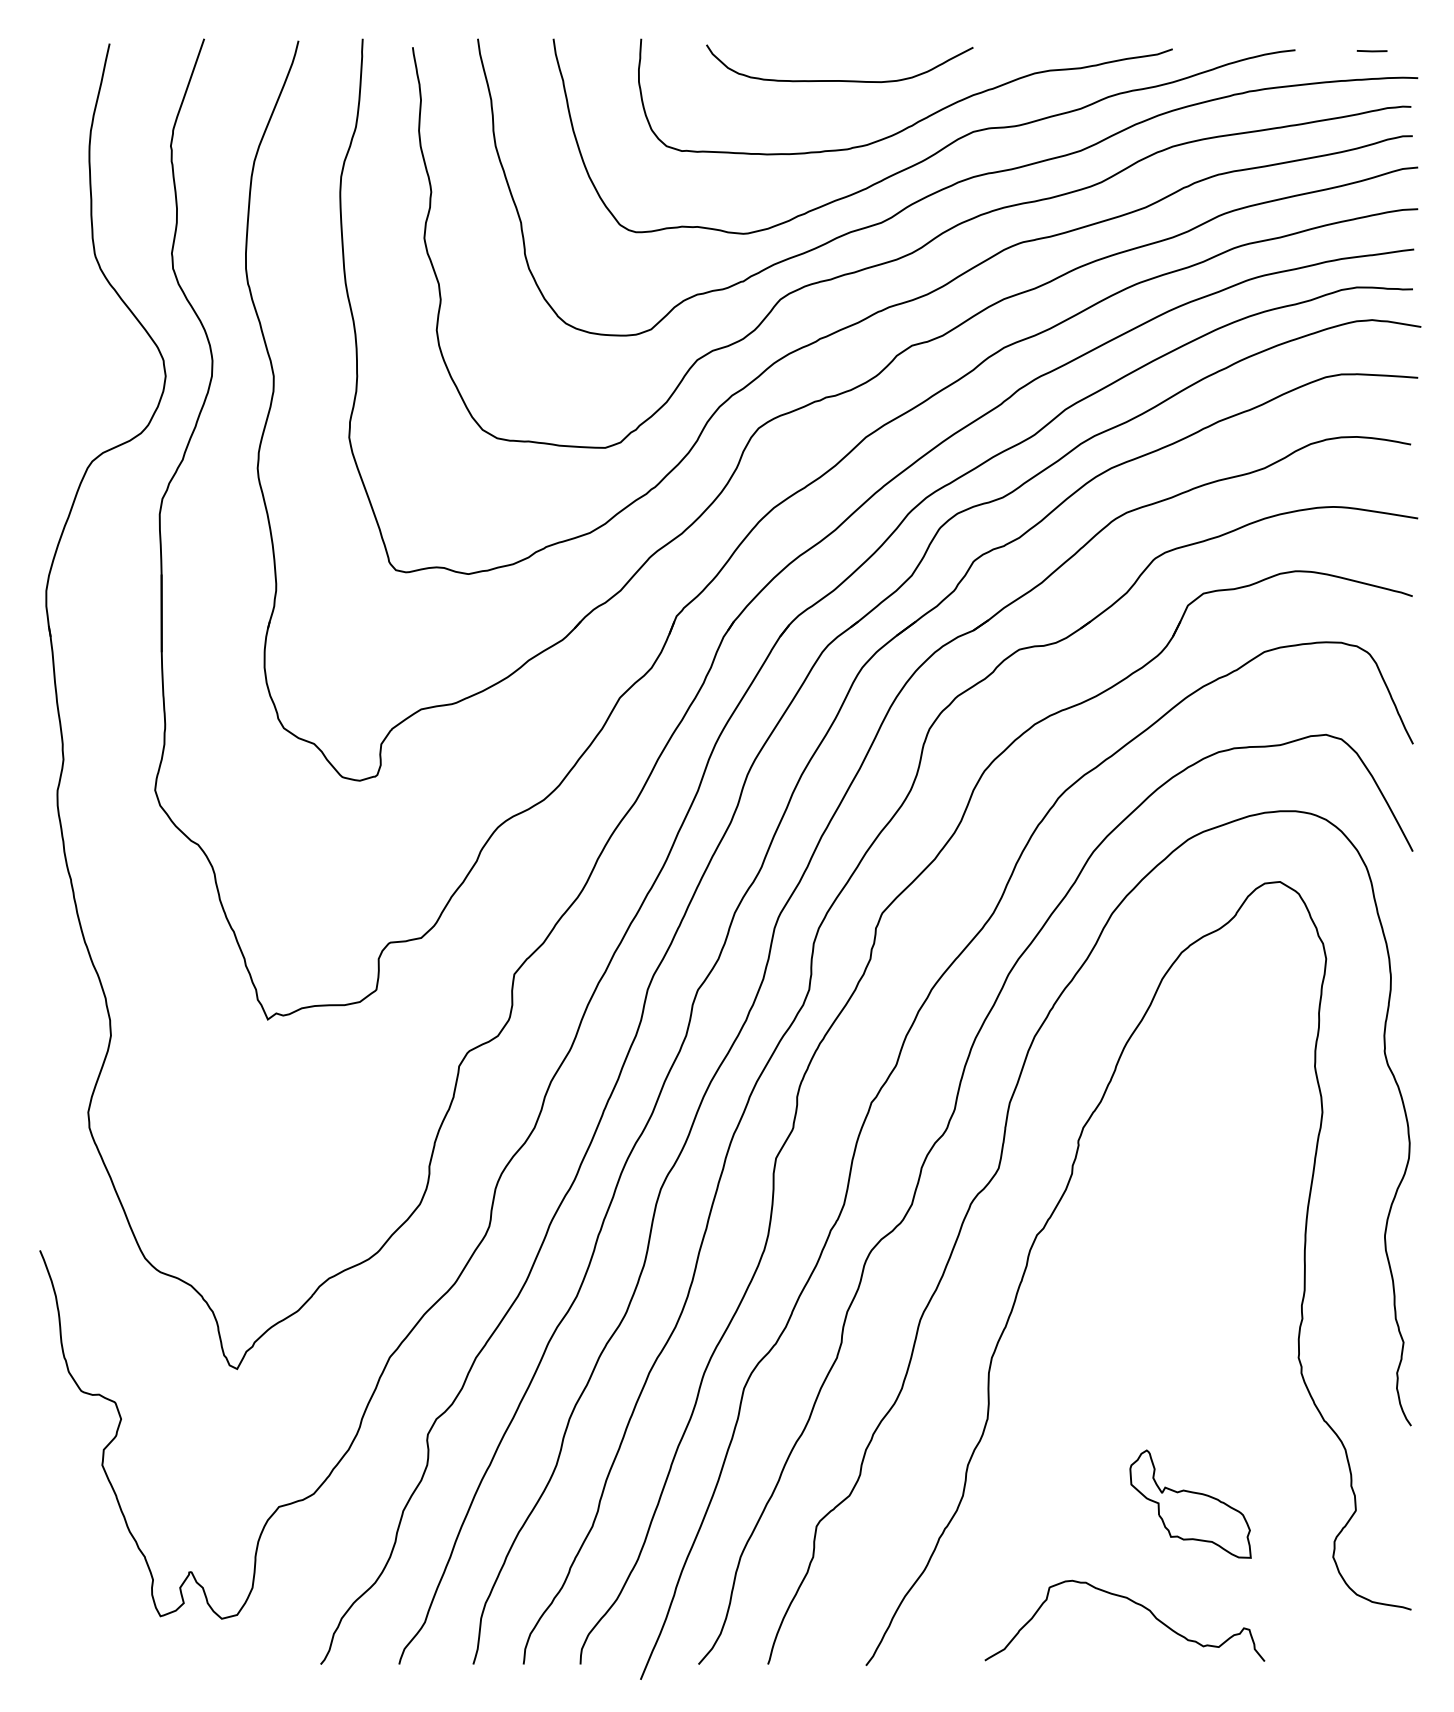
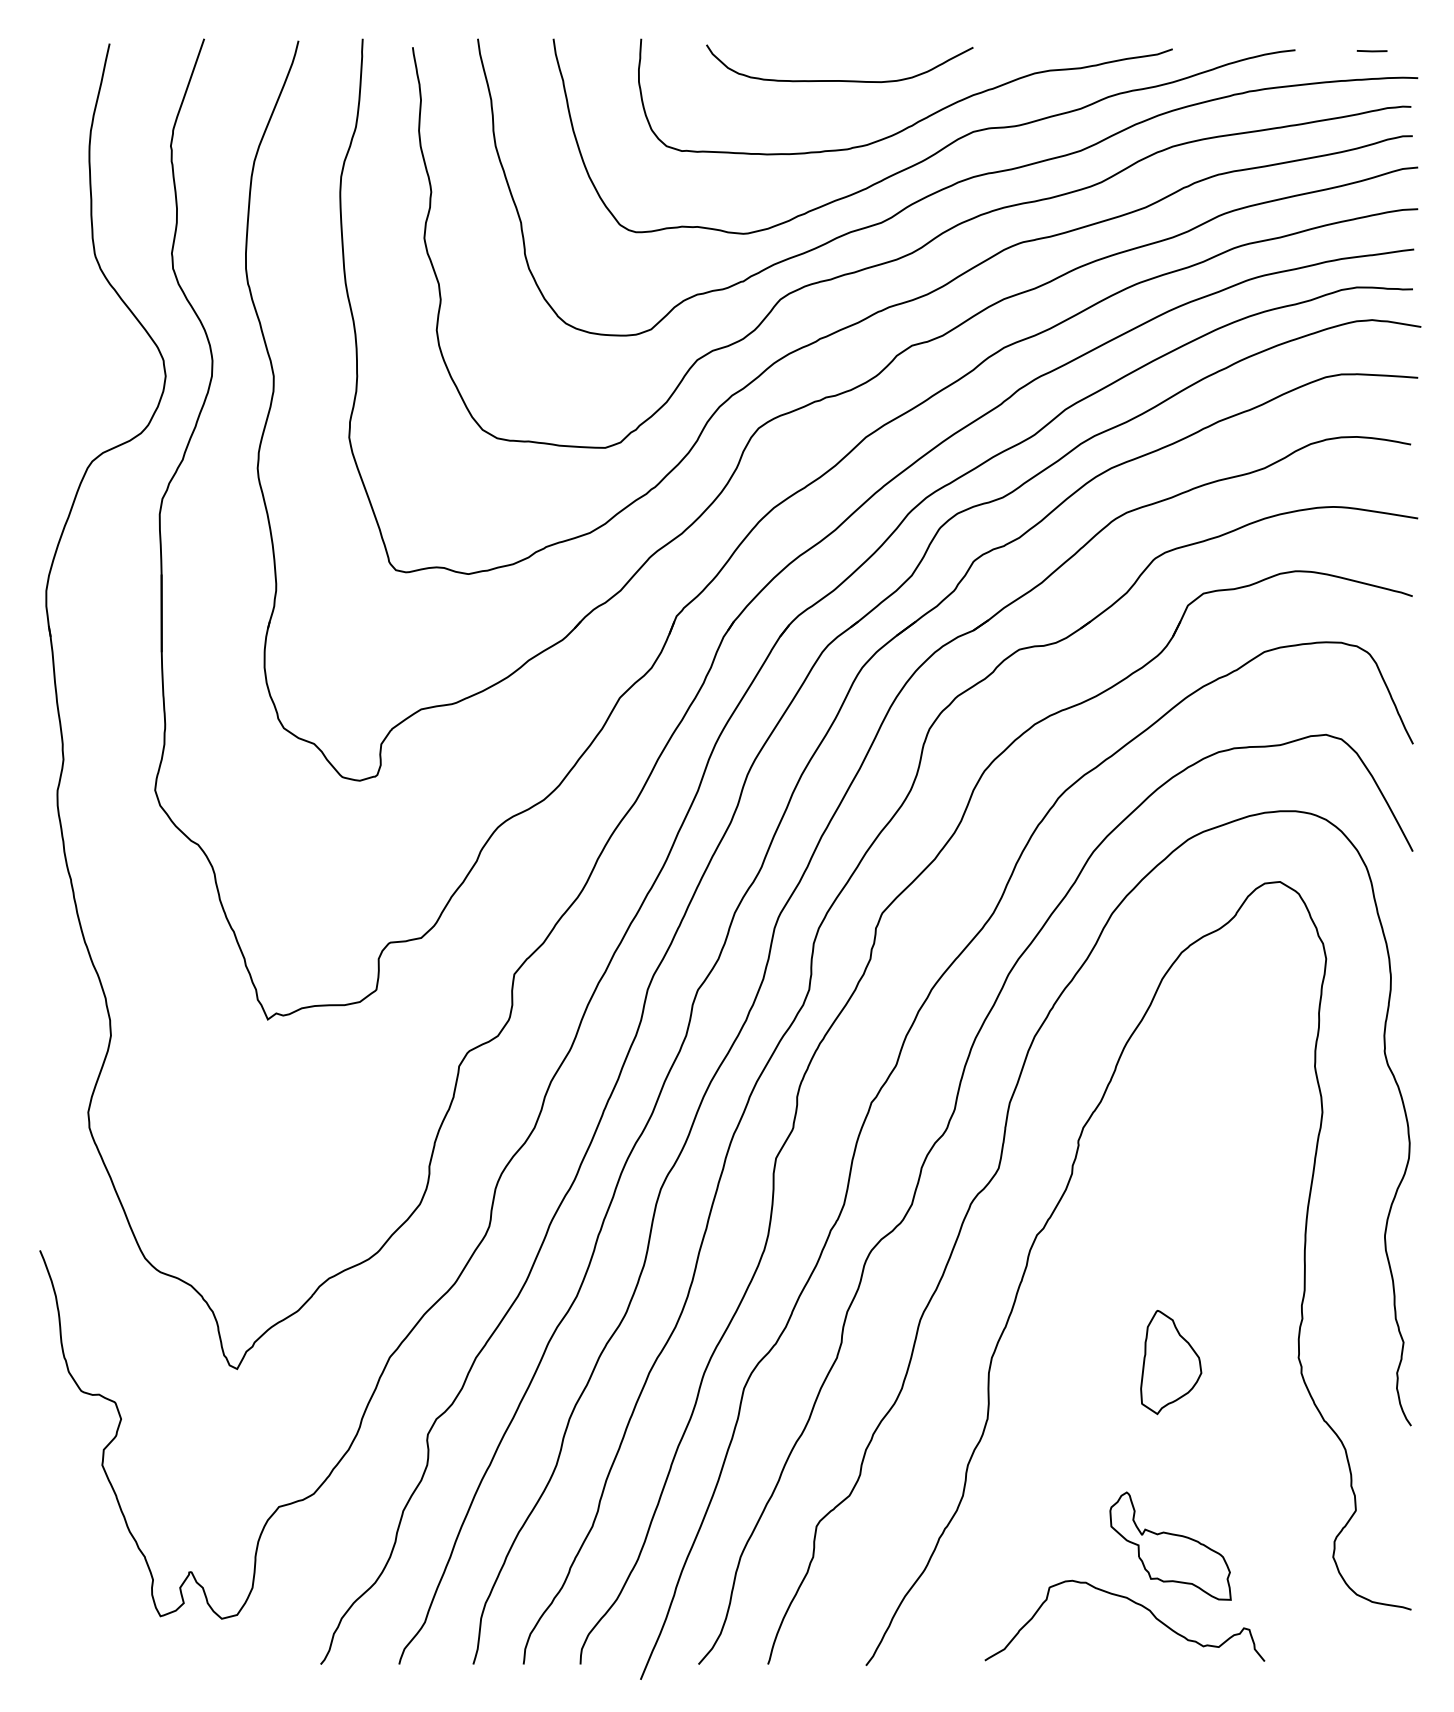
part: none -> present (1171, 1362)
part position: (1190, 1503) -> (1170, 1545) (1170, 1545)
